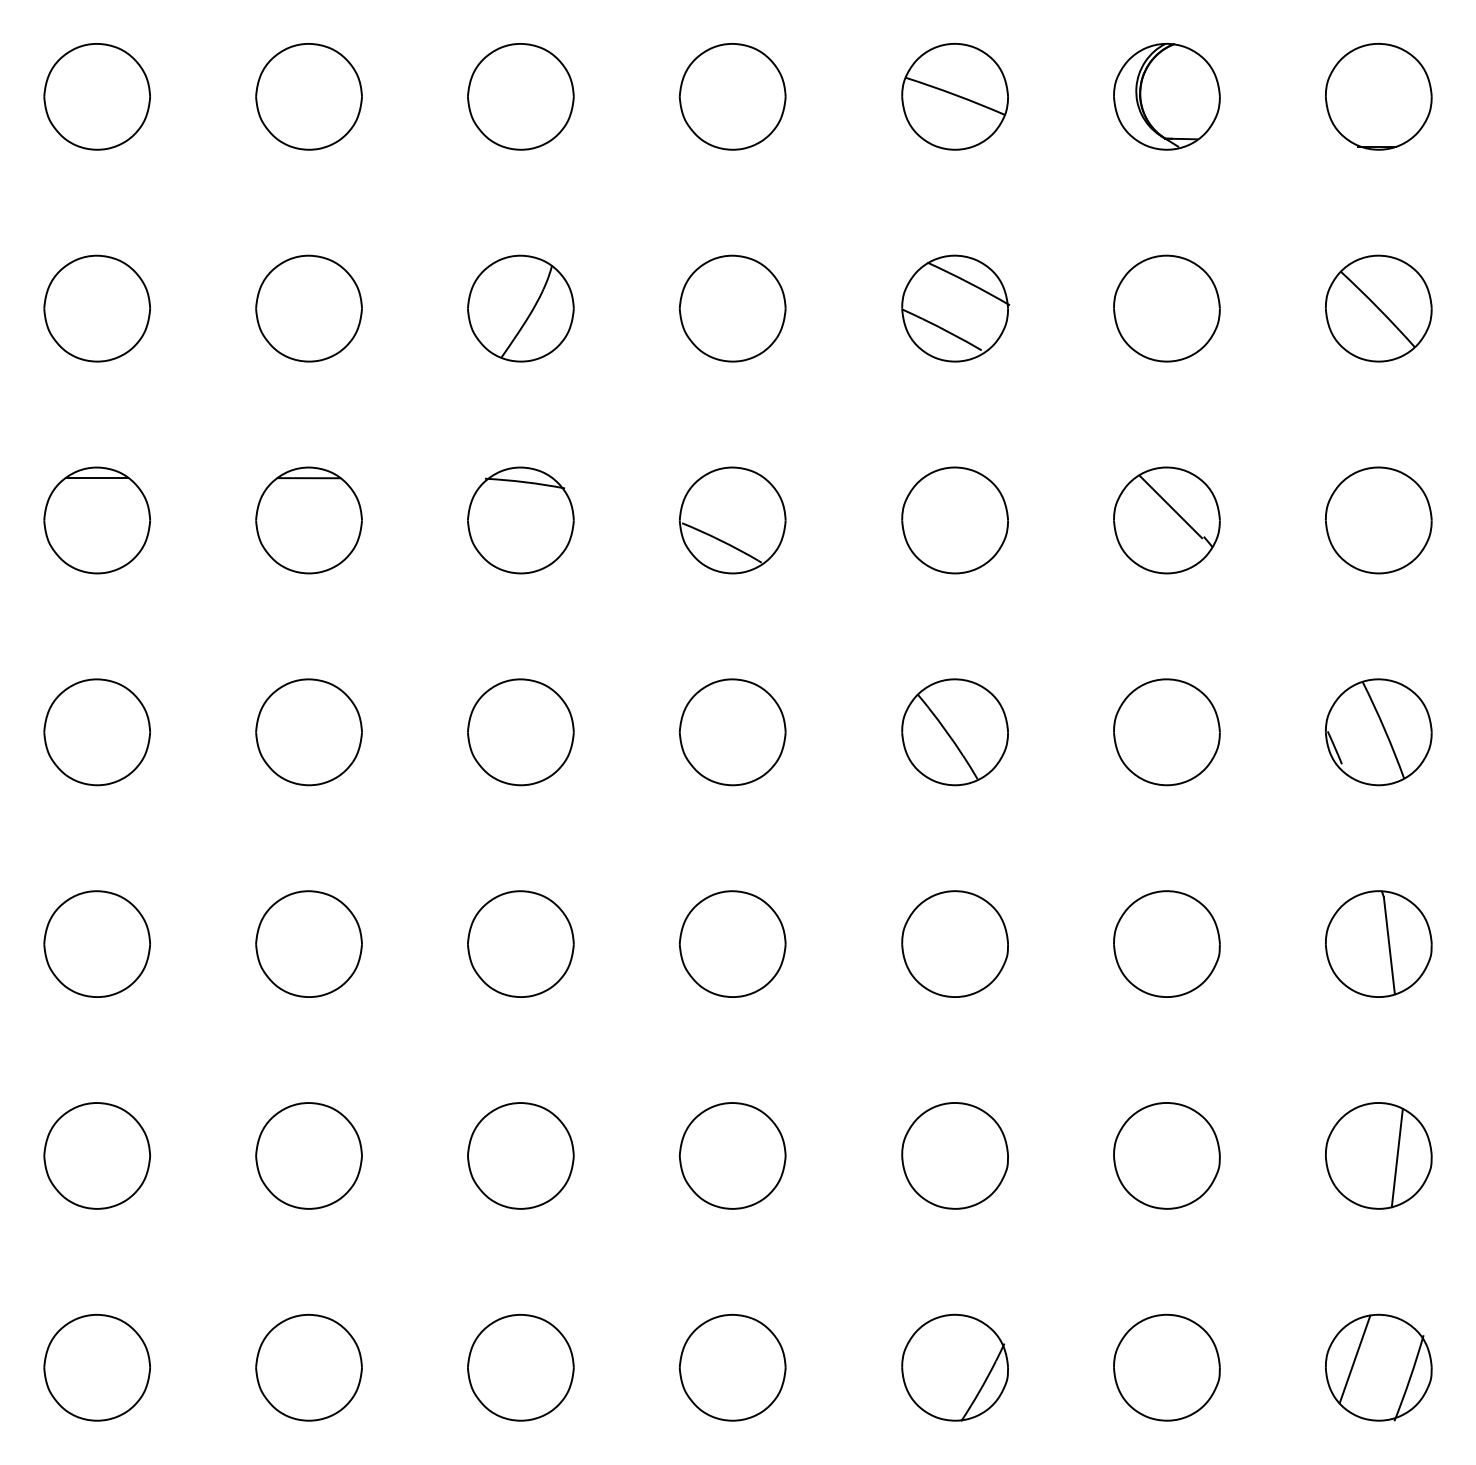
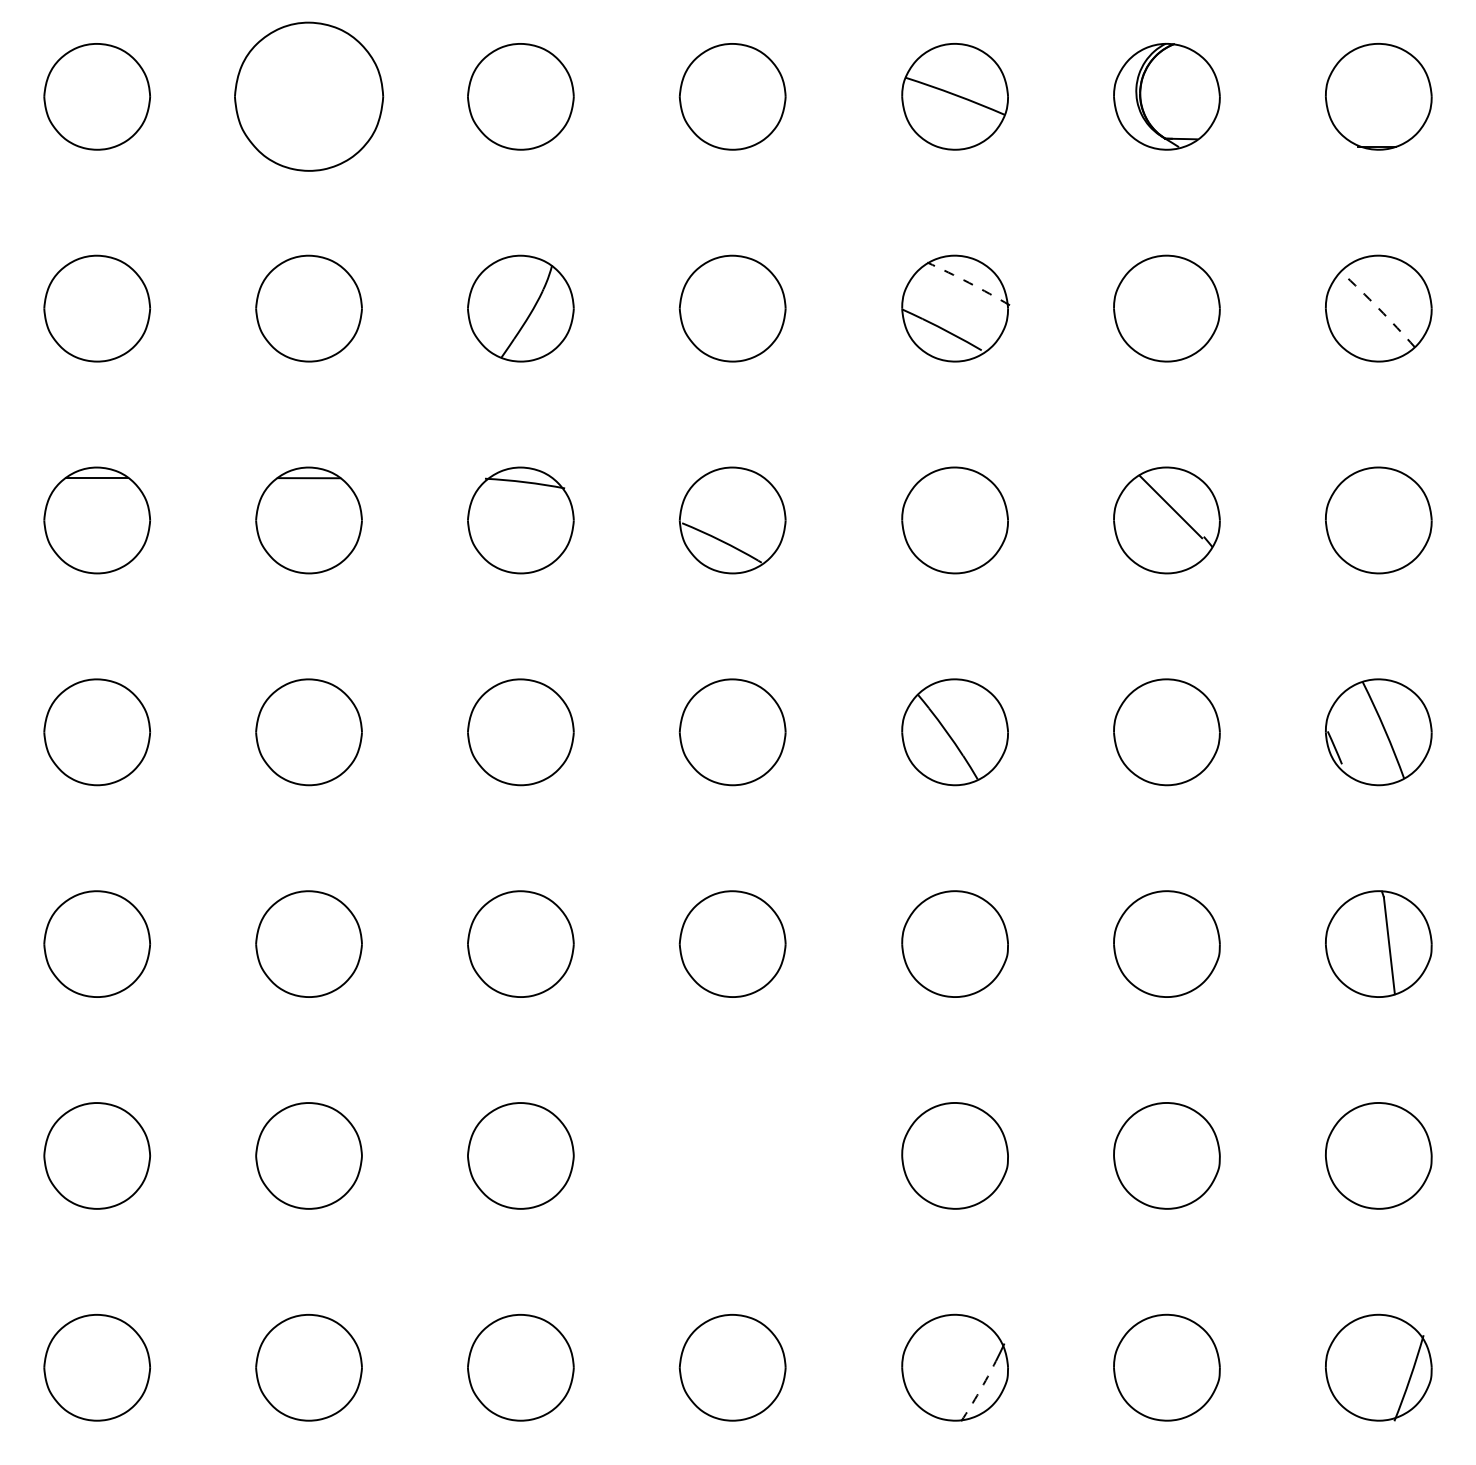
part size: 108x108 px -> 151x151 px (309, 96)
arc: solid -> dashed (969, 282)
arc: solid -> dashed (1378, 308)
part: present -> none (732, 1155)
line: present -> none (1396, 1158)
line: present -> none (1354, 1359)
arc: solid -> dashed (979, 1391)
